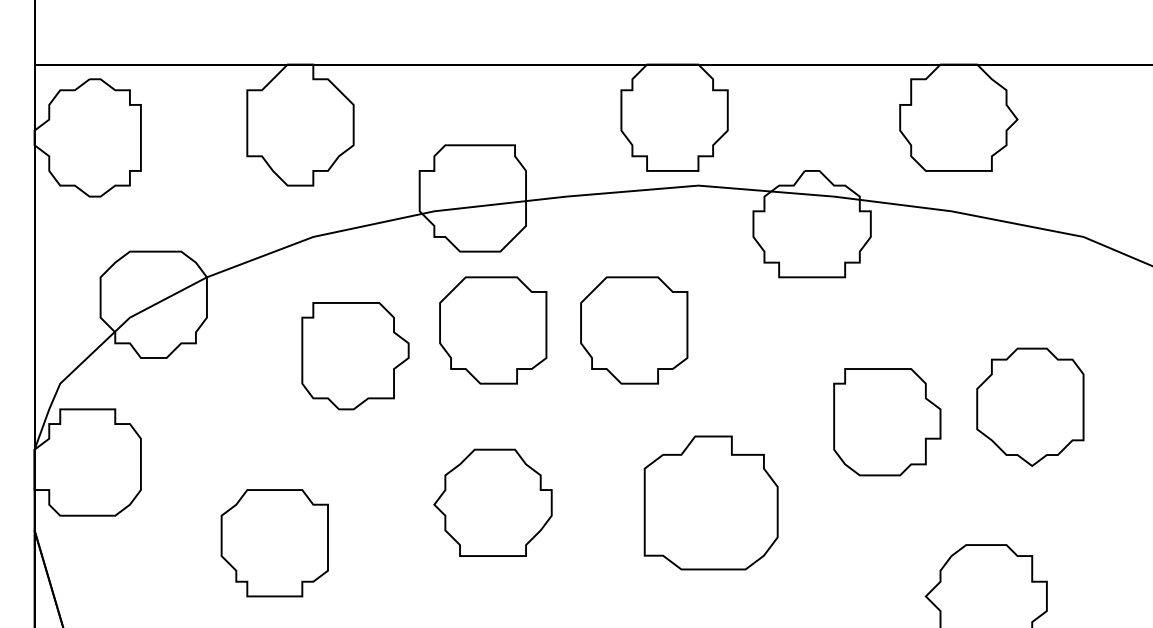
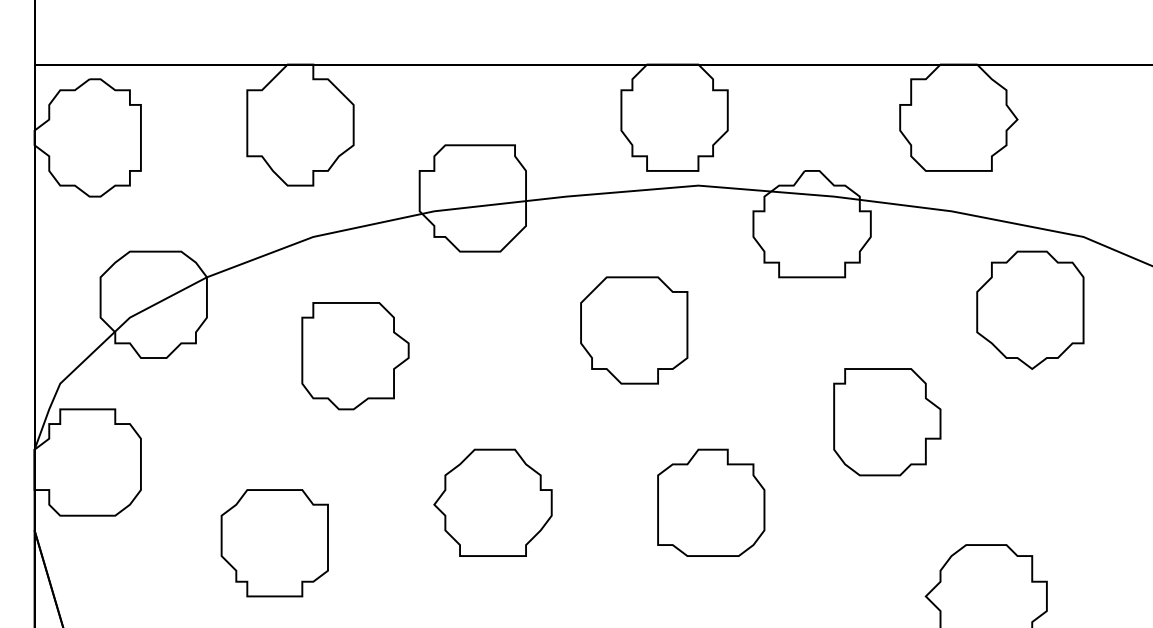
part: present -> none (493, 330)
part position: (1030, 406) -> (1030, 309) (1030, 309)
part size: 136x136 px -> 109x109 px (711, 502)
